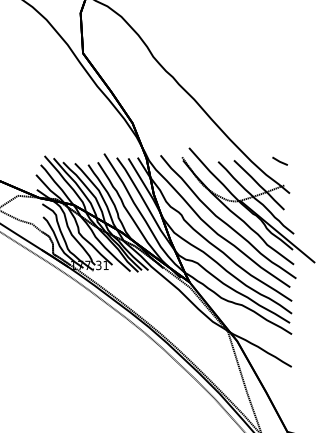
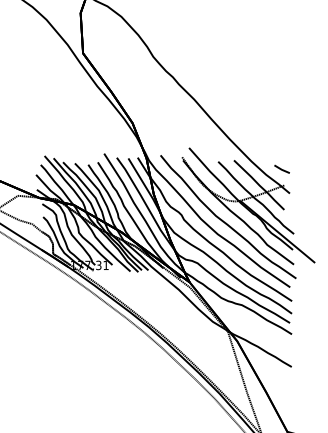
line position: (279, 160) -> (281, 168) (281, 168)
